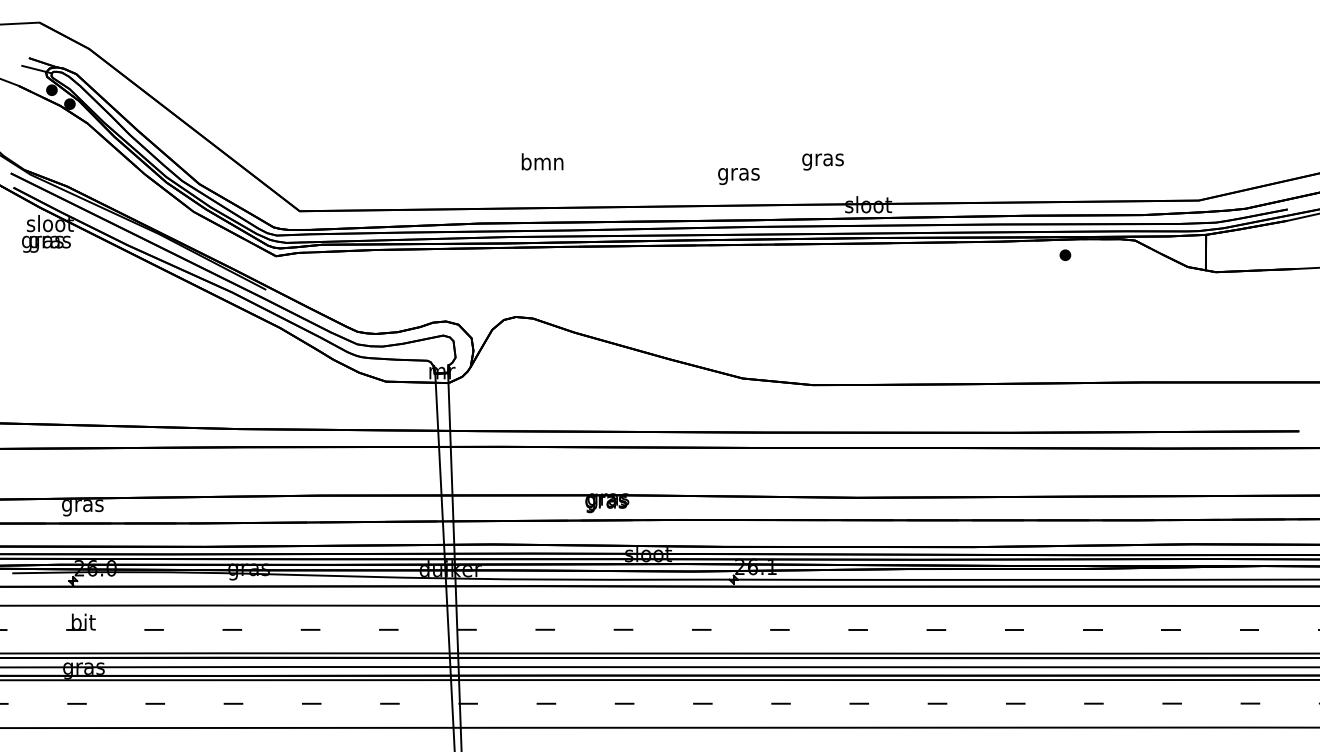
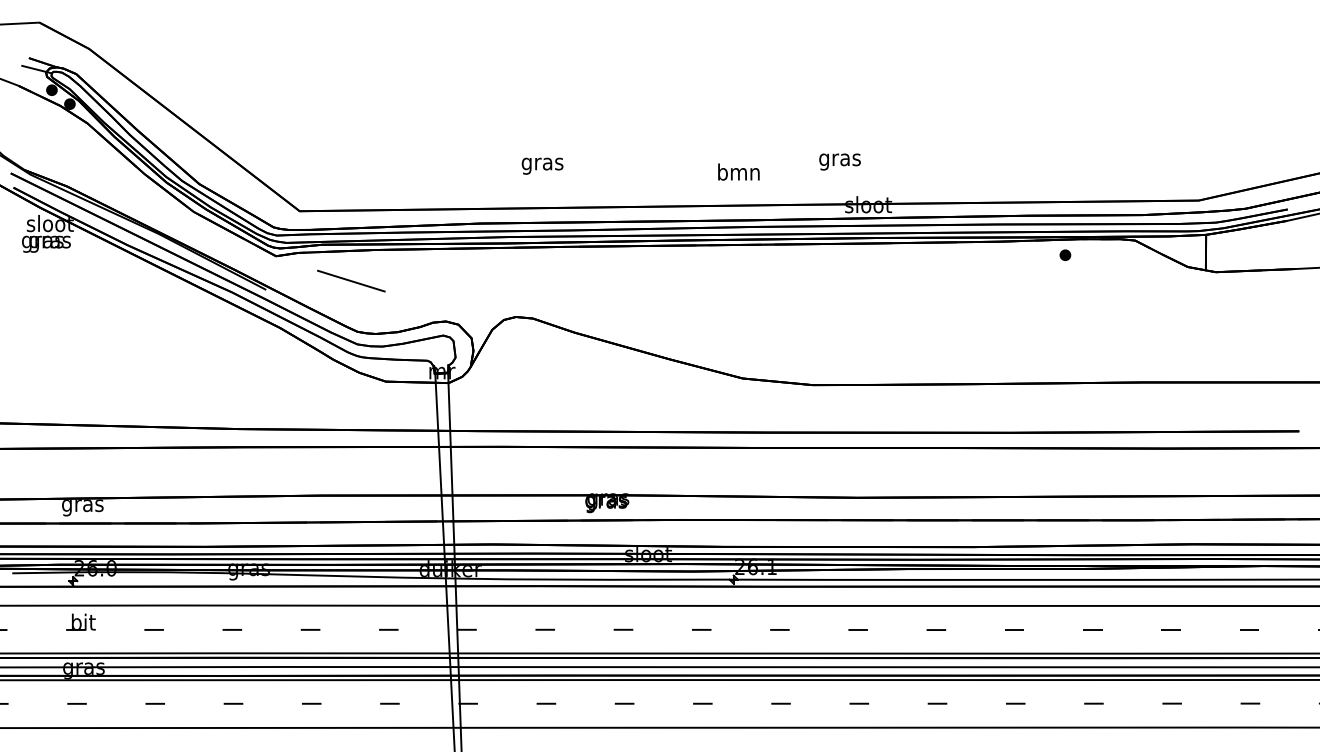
text position: (822, 161) -> (839, 161) (839, 161)
text: bmn -> gras (542, 163)
text: gras -> bmn (738, 174)
line: none -> present (351, 280)
